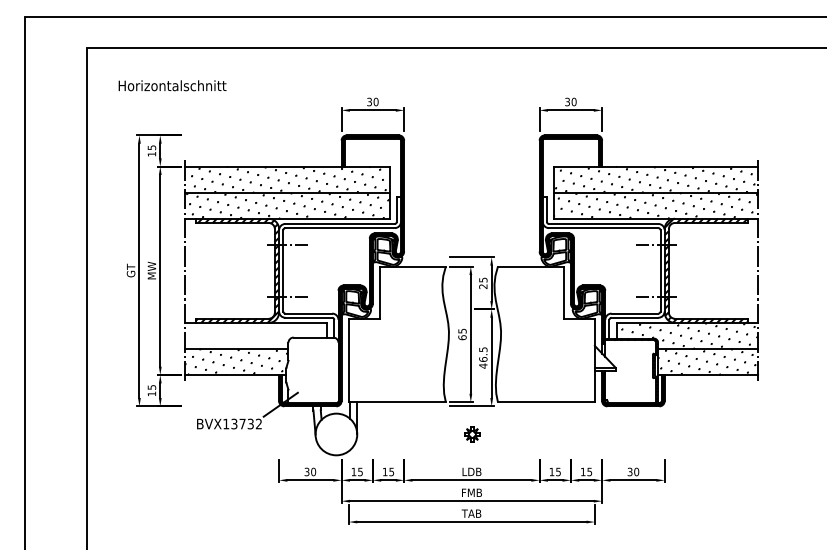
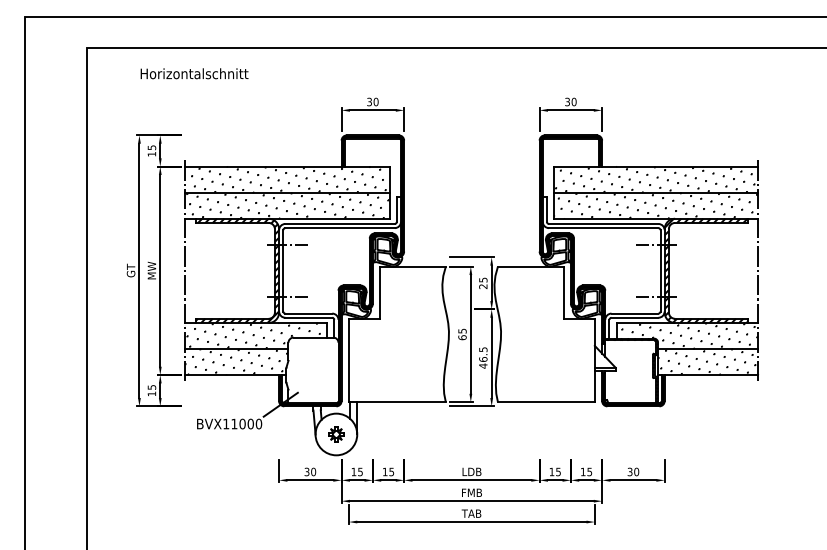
text position: (172, 85) -> (194, 73) (194, 73)
hatch: none -> present (256, 335)
text: BVX13732 -> BVX11000 (246, 423)
part position: (472, 434) -> (336, 434) (336, 434)
